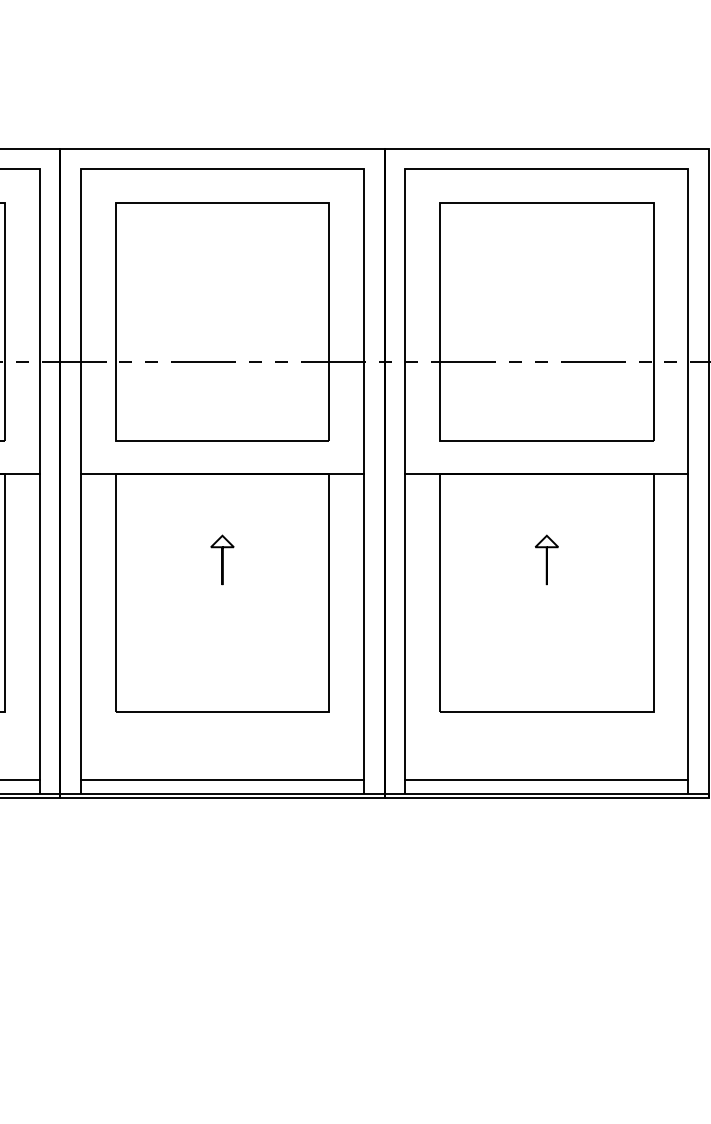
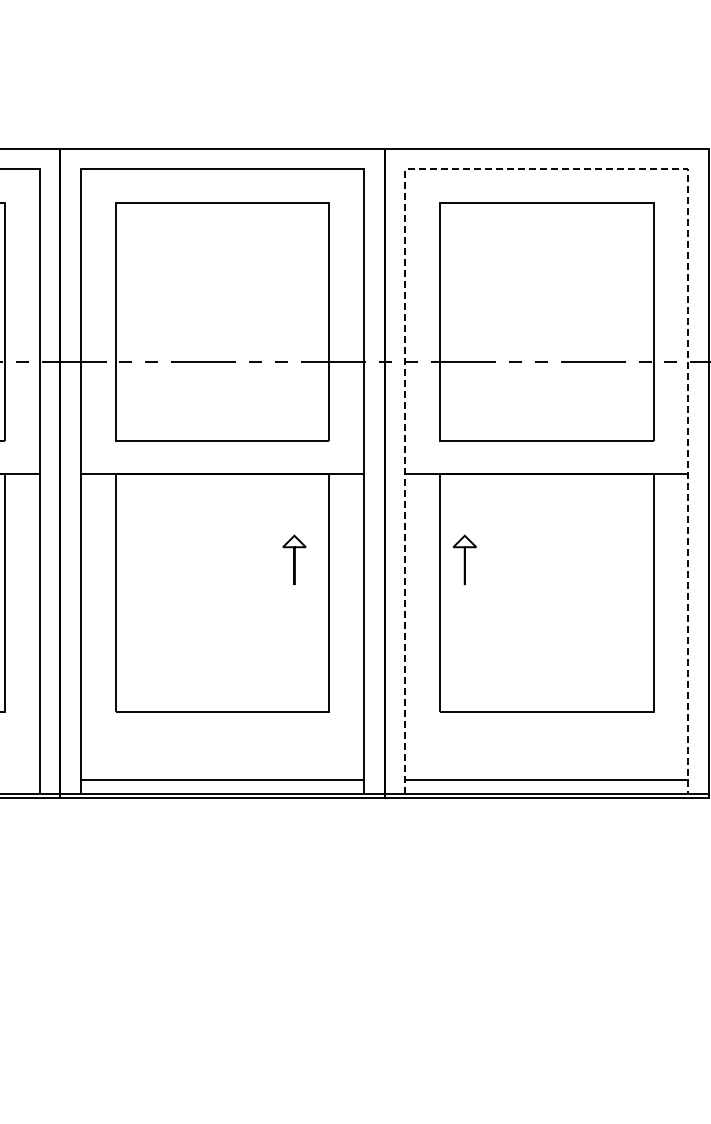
line: solid -> dashed (547, 169)
part position: (222, 559) -> (294, 559) (294, 559)
part position: (546, 559) -> (464, 559) (464, 559)
line: present -> none (20, 779)
